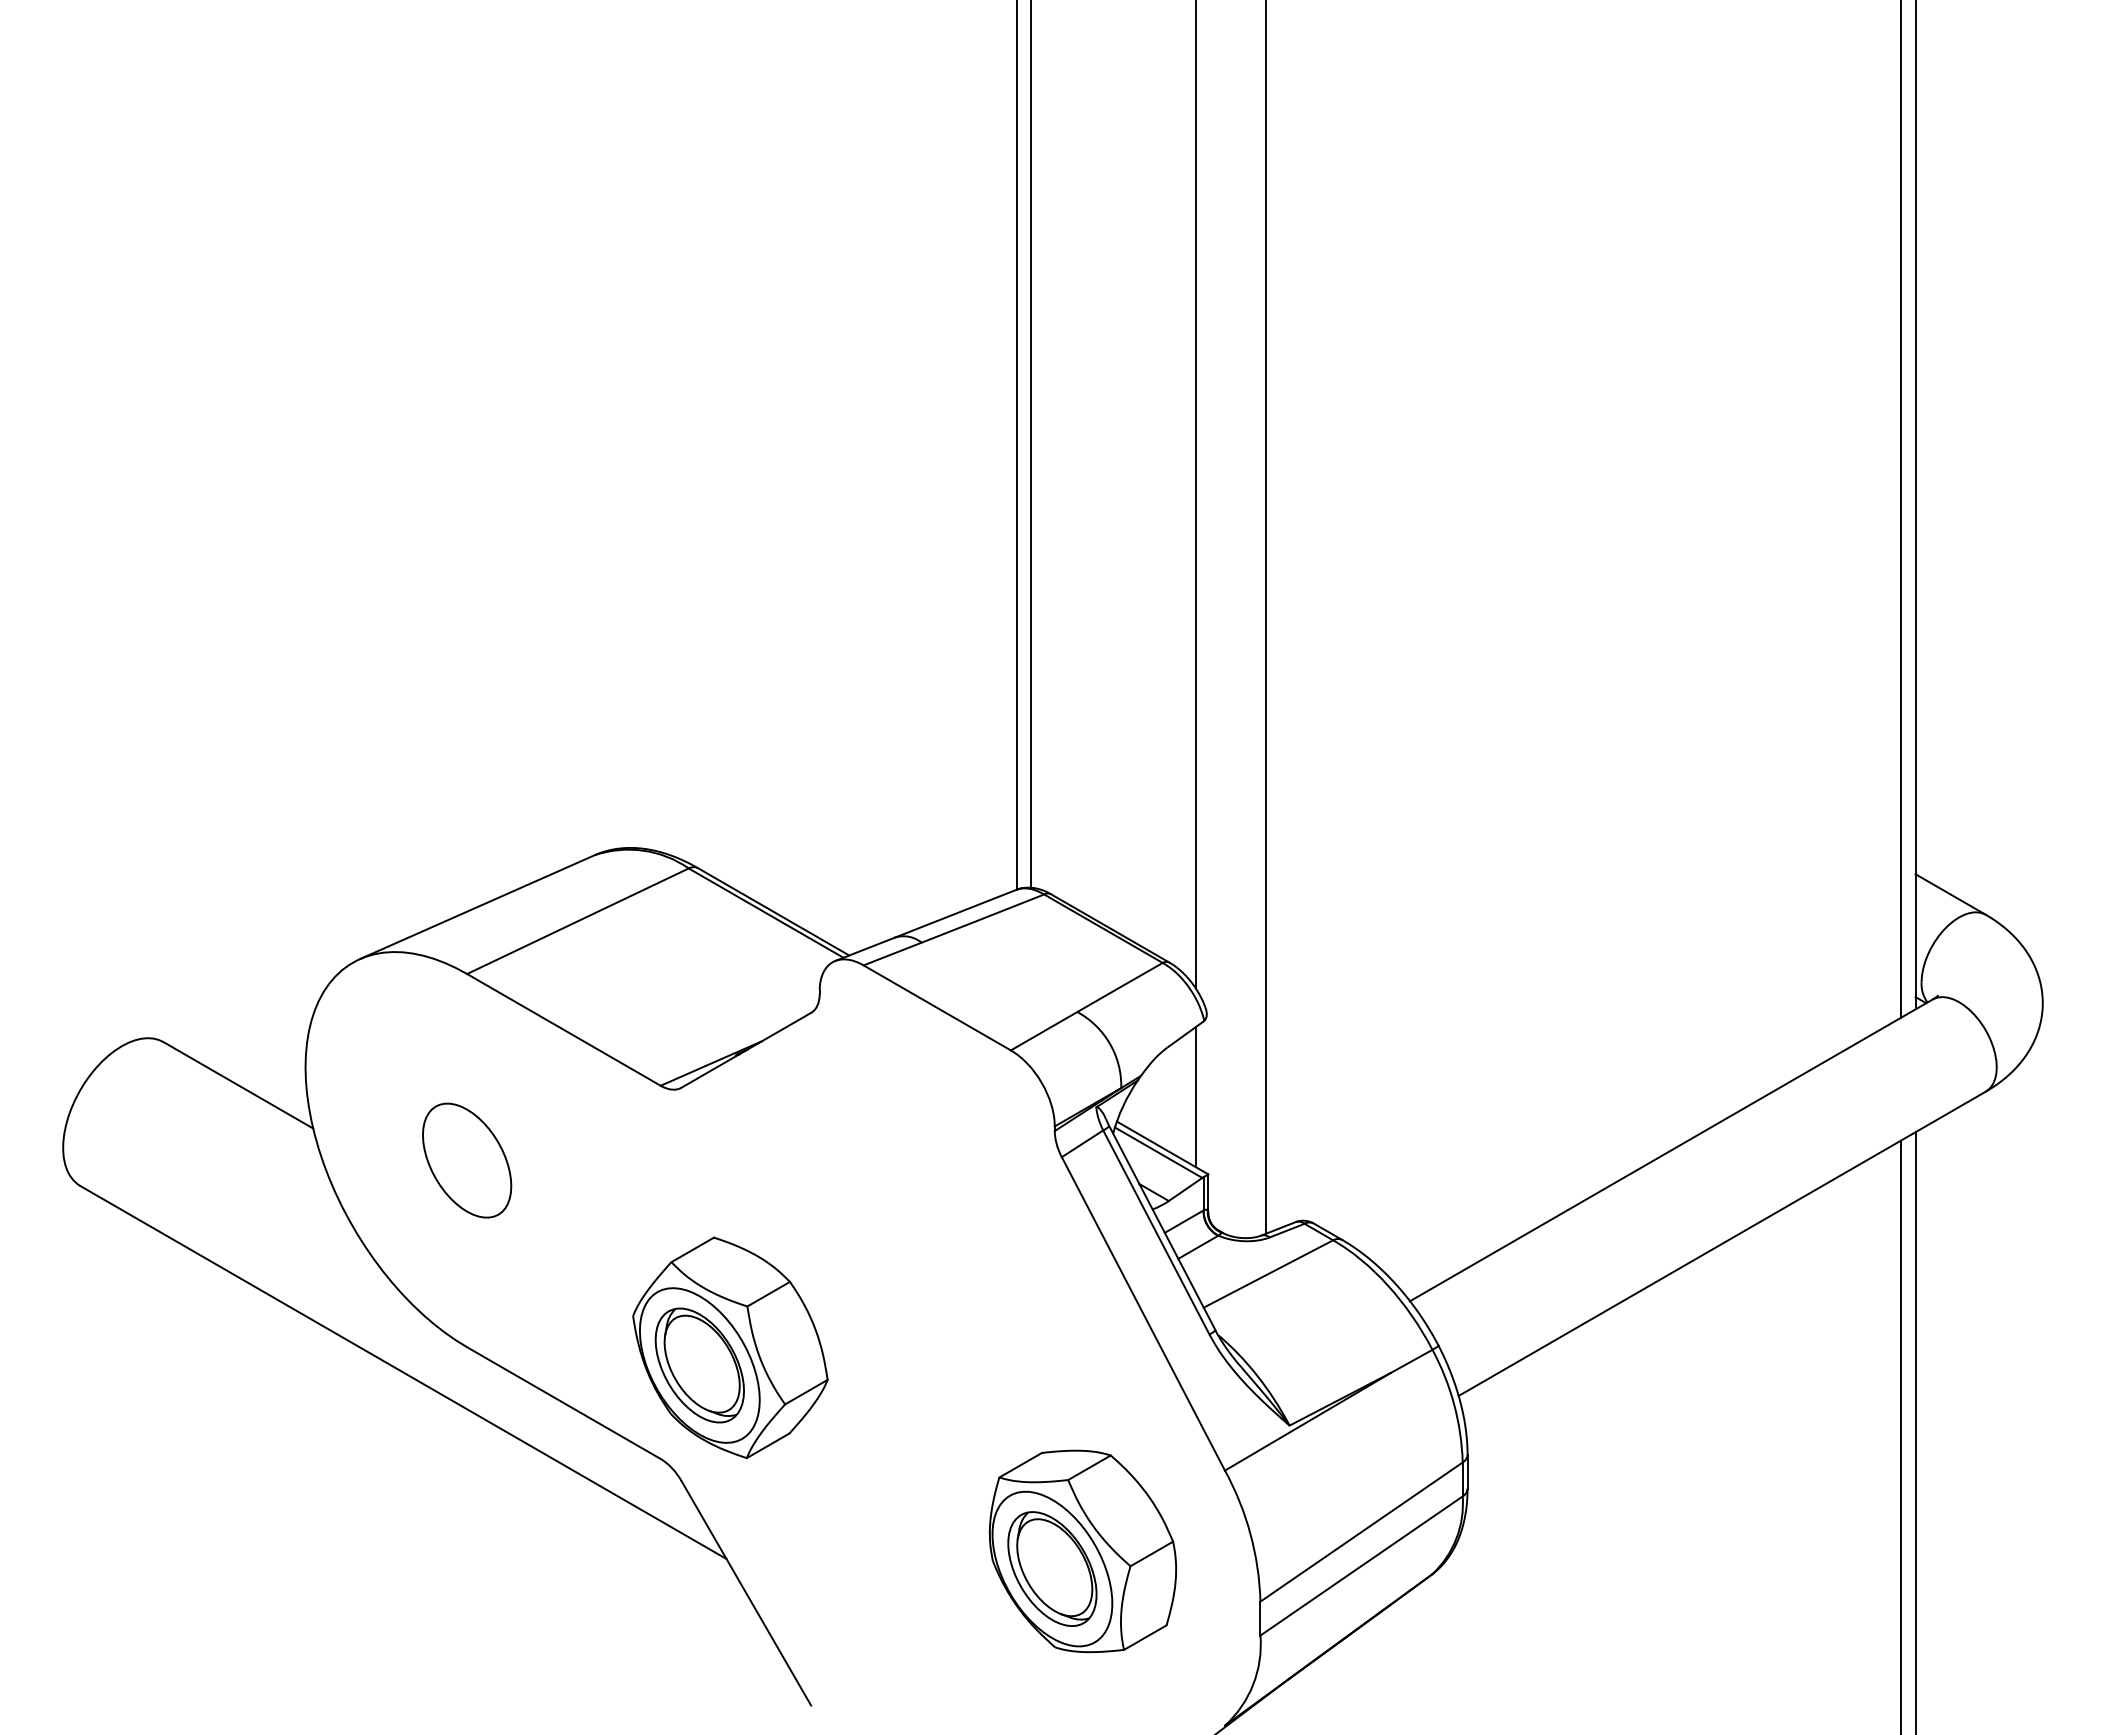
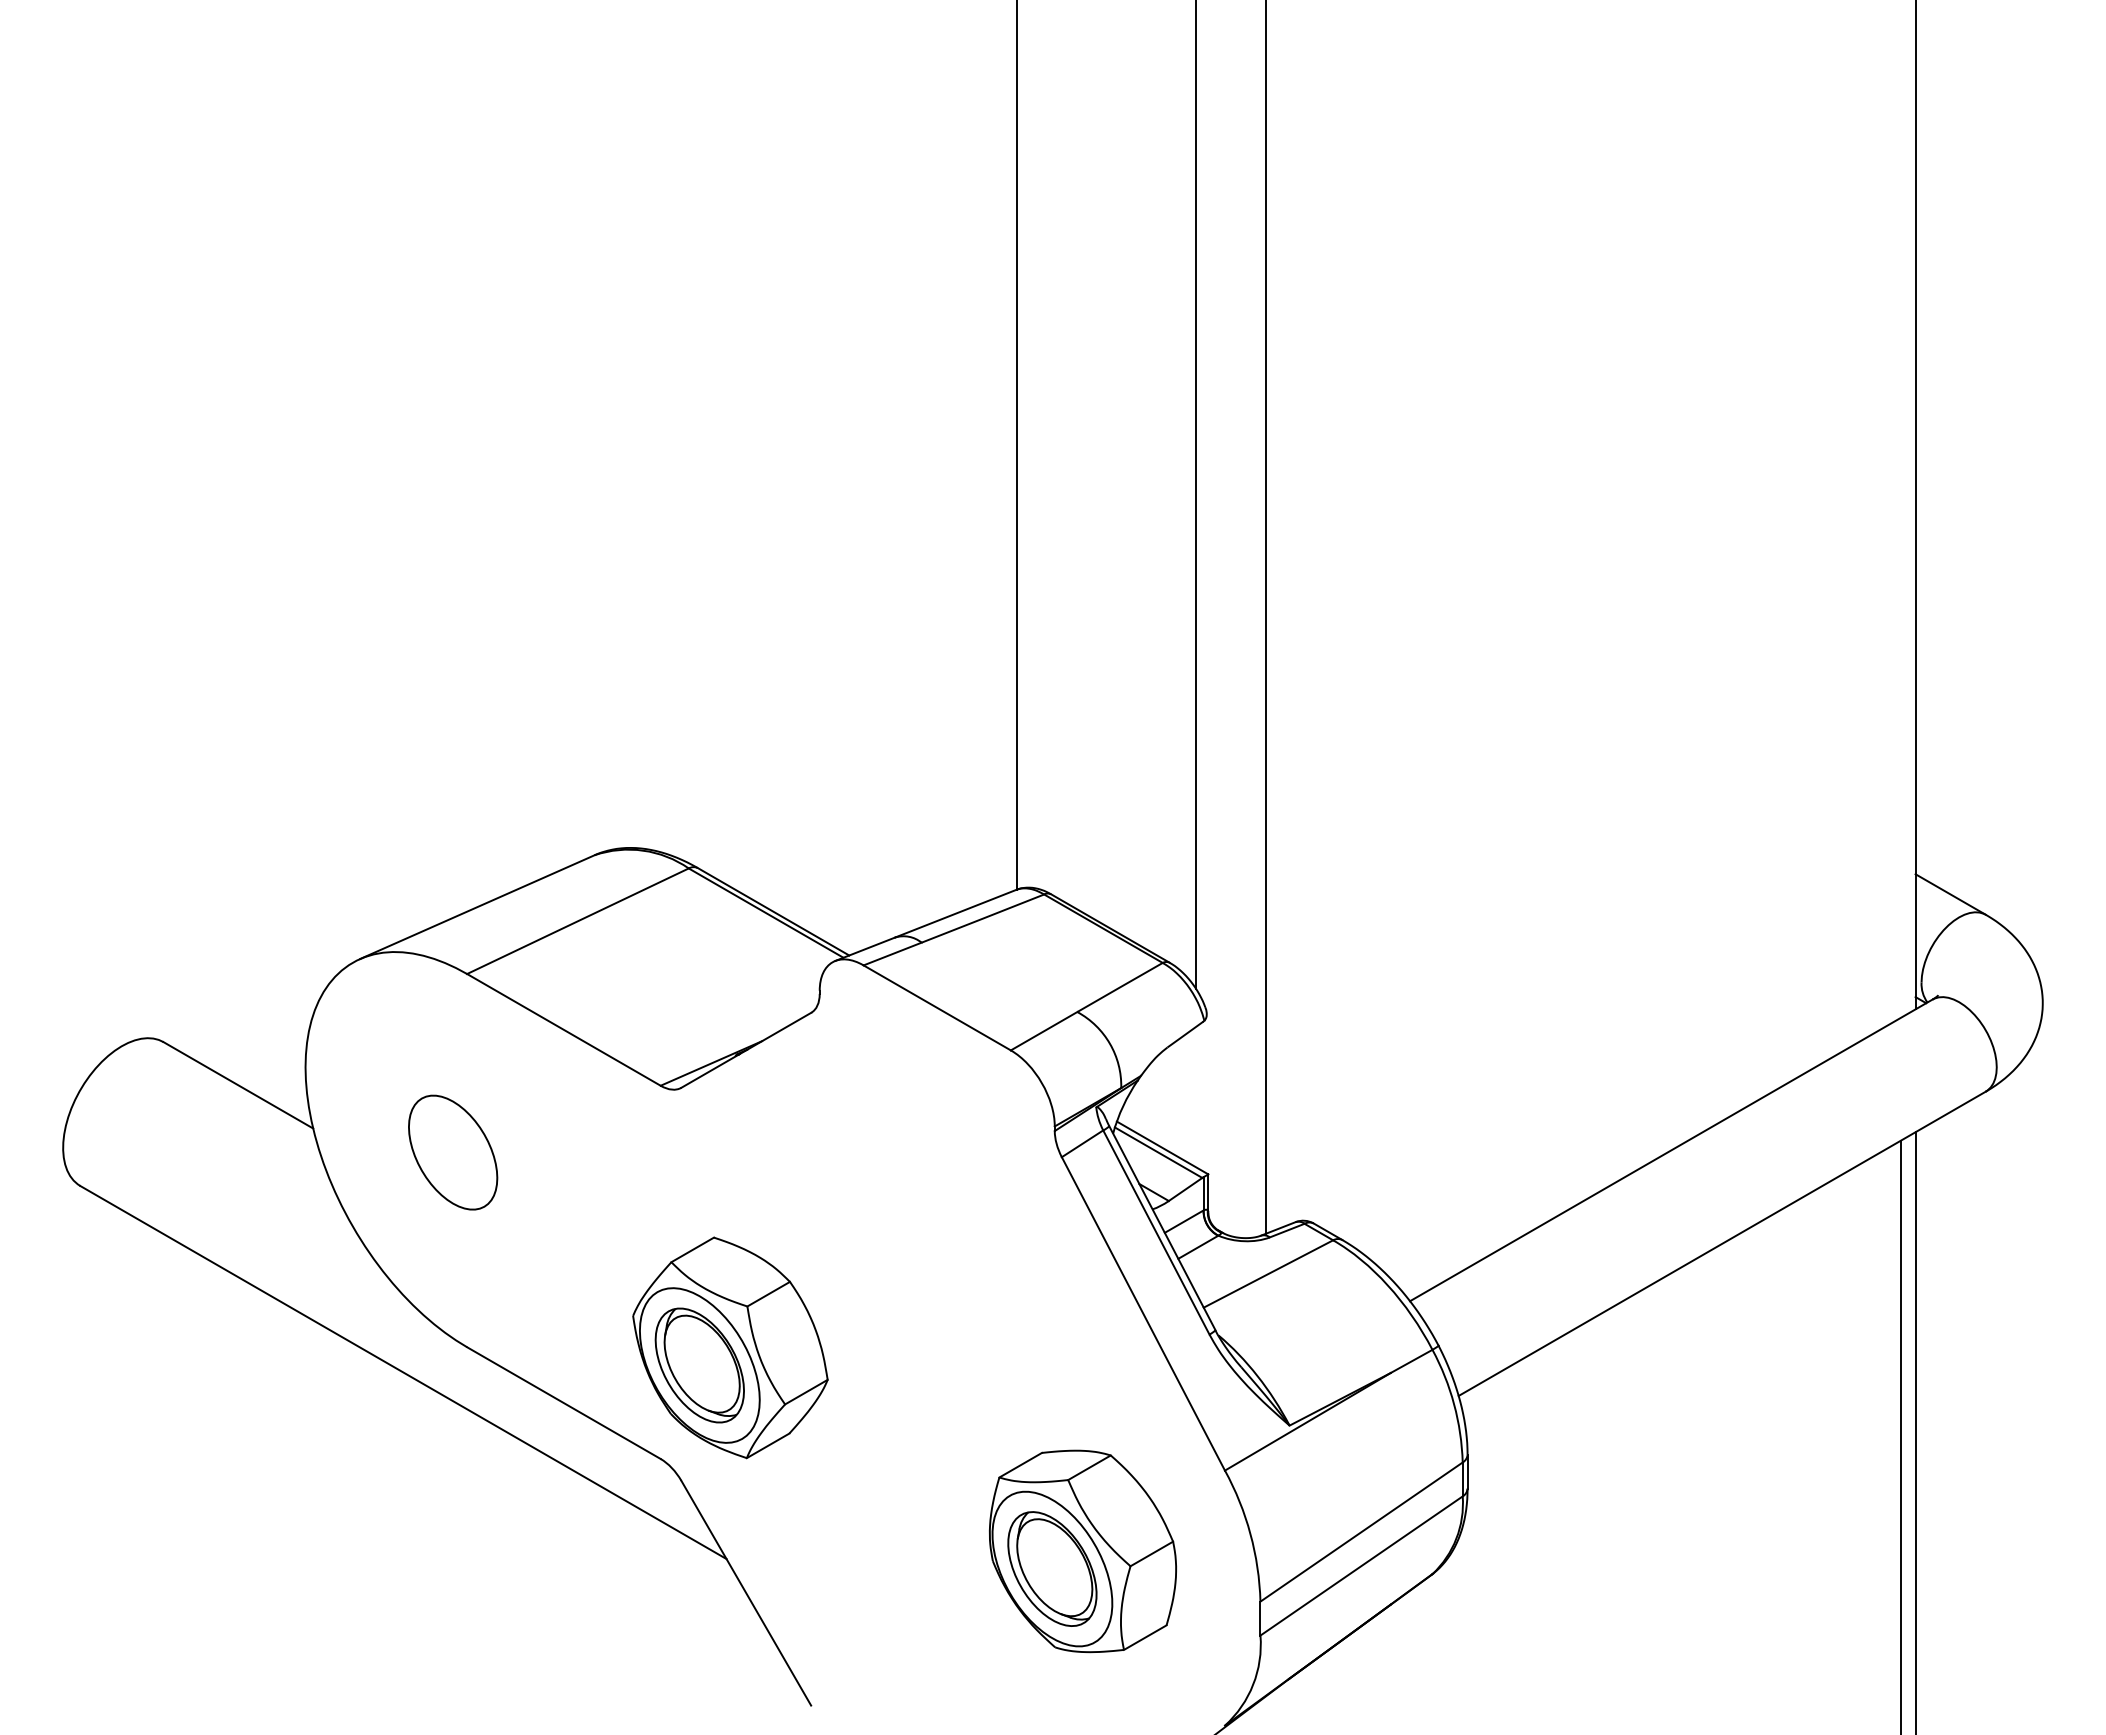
line: present -> none (1031, 444)
line: present -> none (1900, 509)
line: present -> none (1195, 1097)
part position: (467, 1160) -> (453, 1152) (453, 1152)
